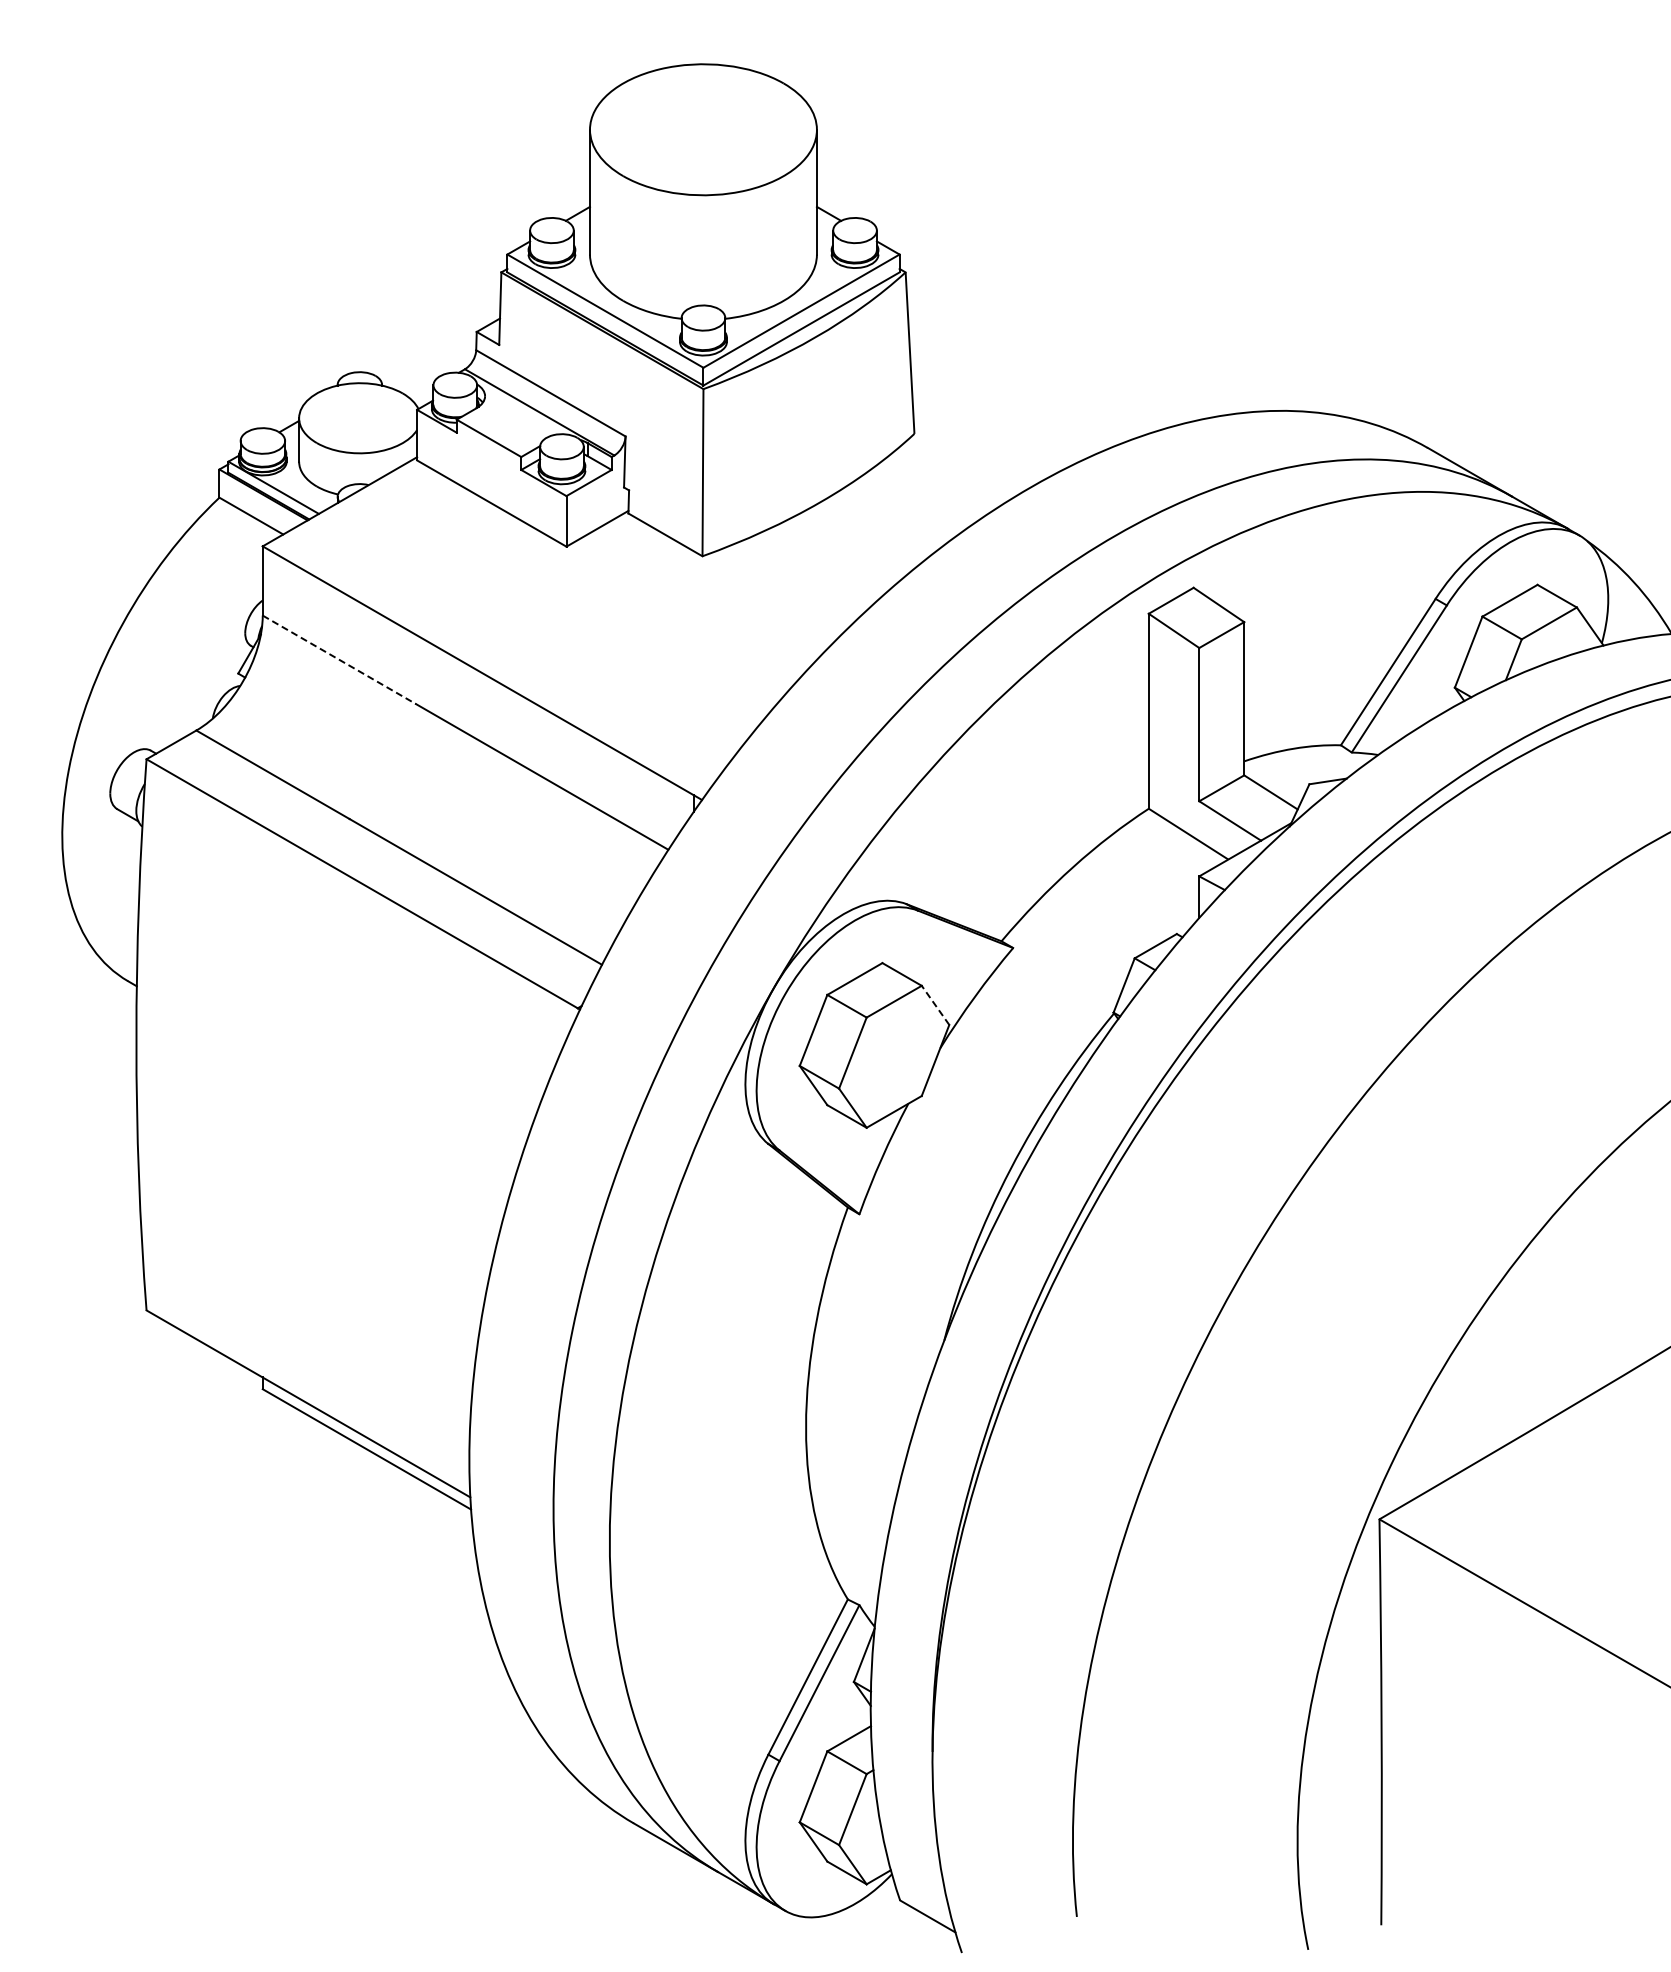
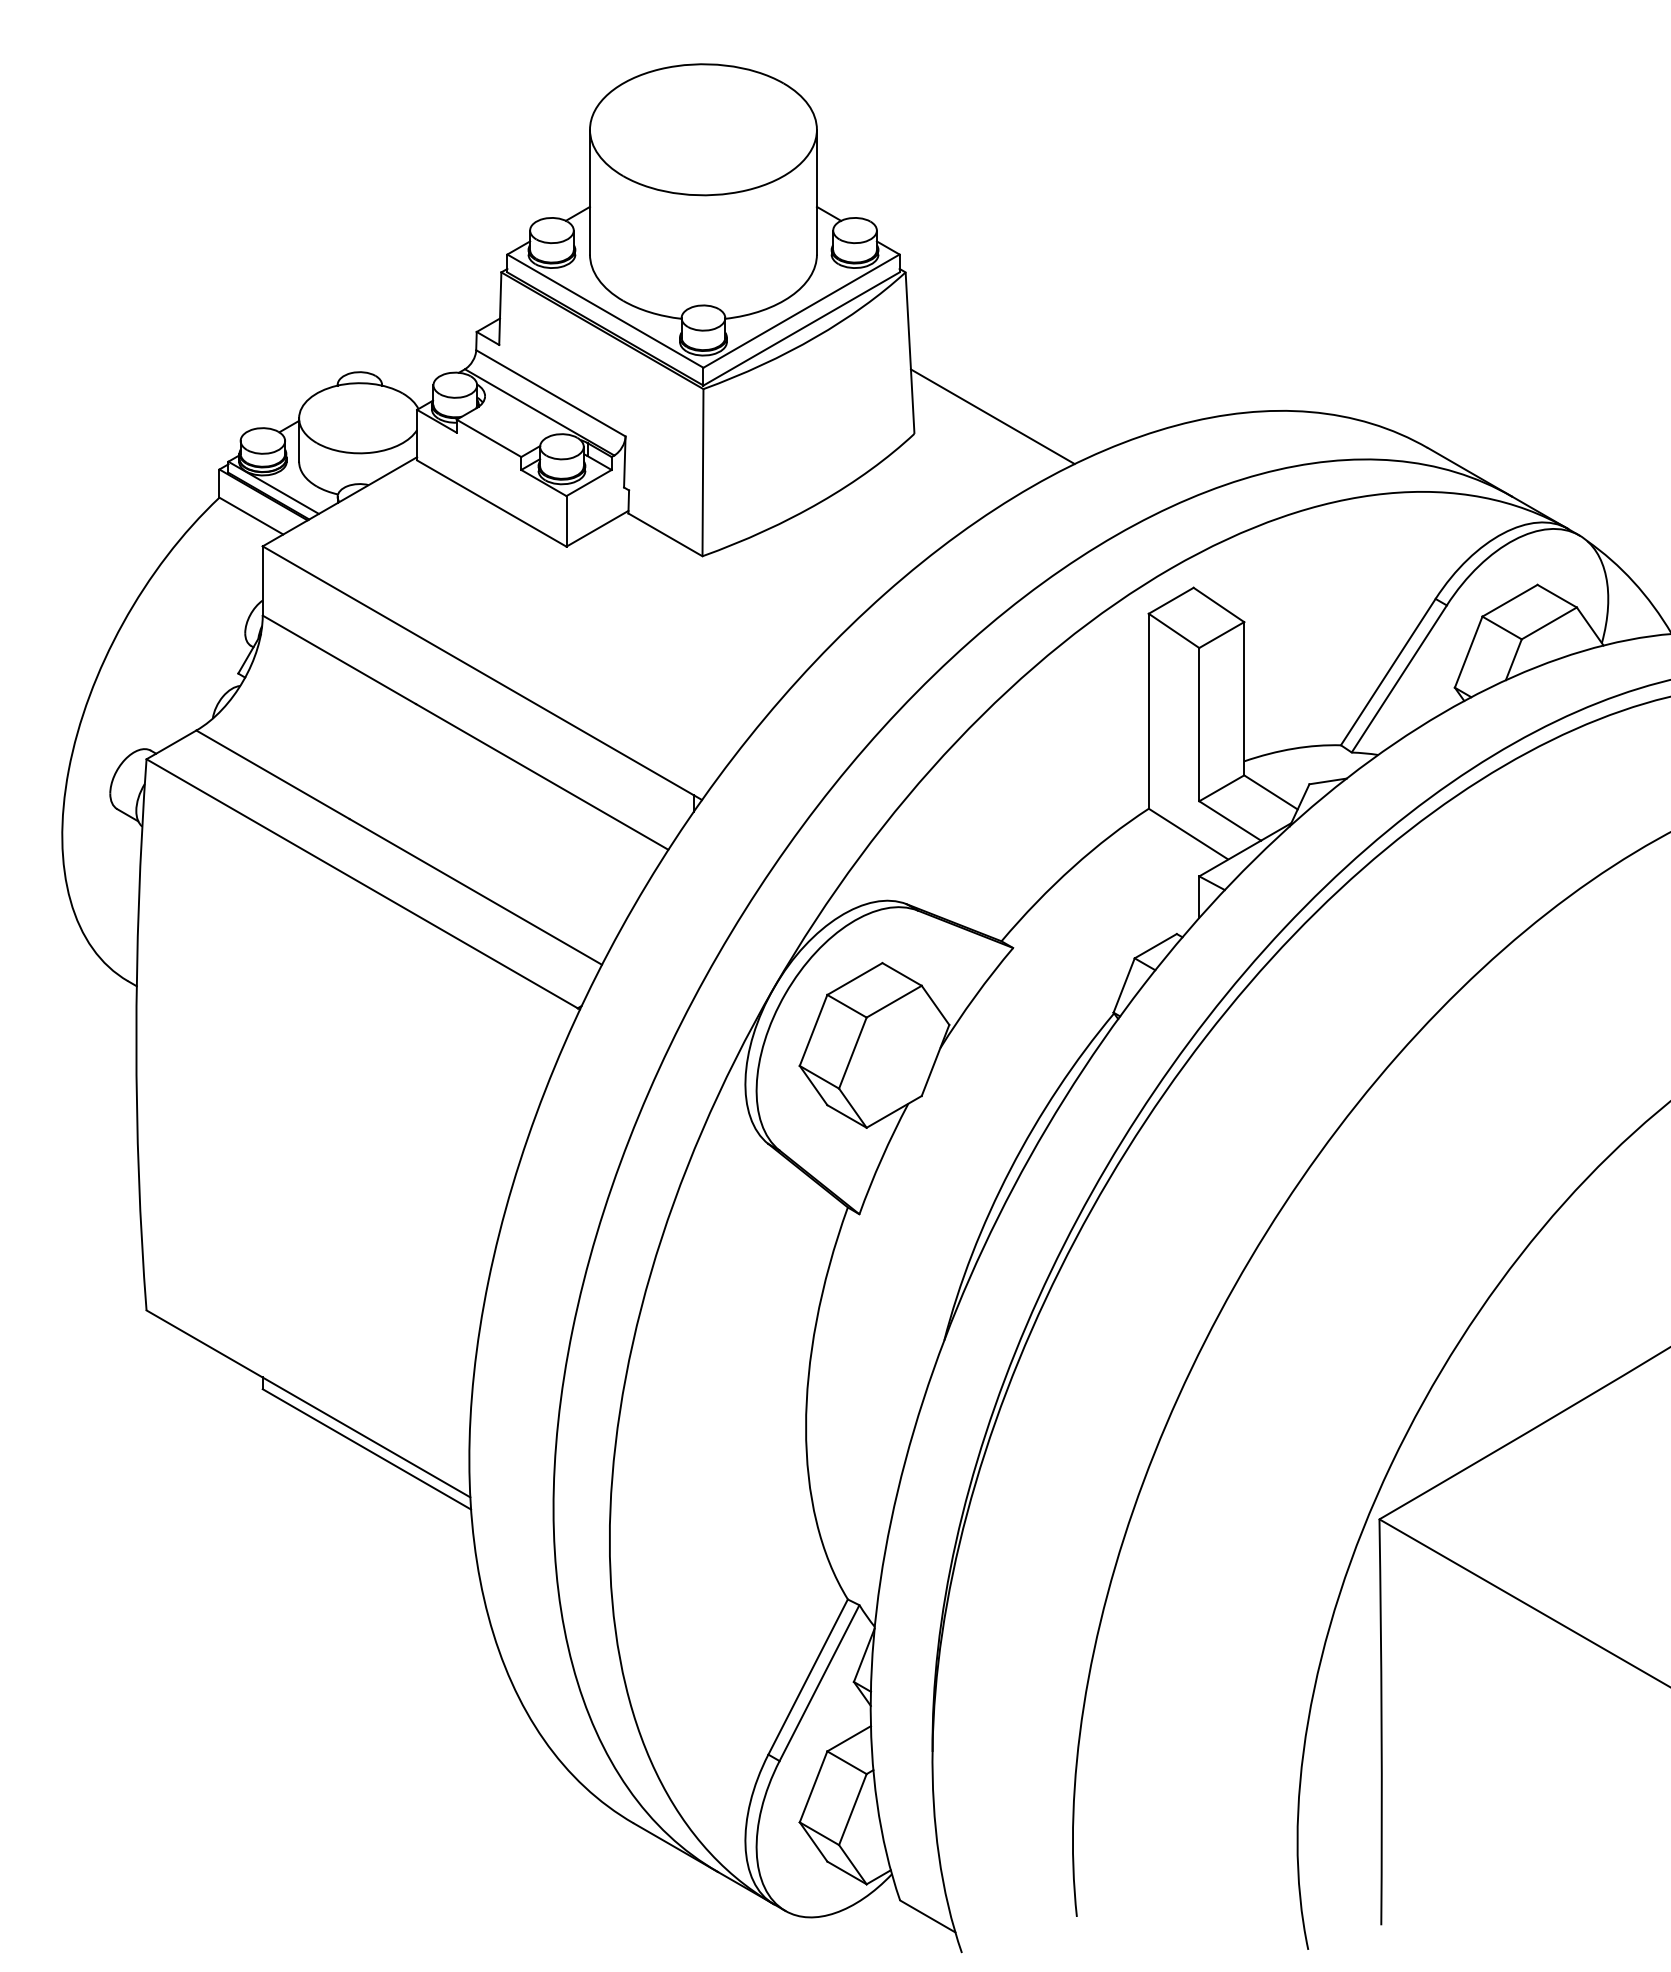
line: none -> present (992, 416)
line: dashed -> solid (339, 660)
line: dashed -> solid (935, 1005)
